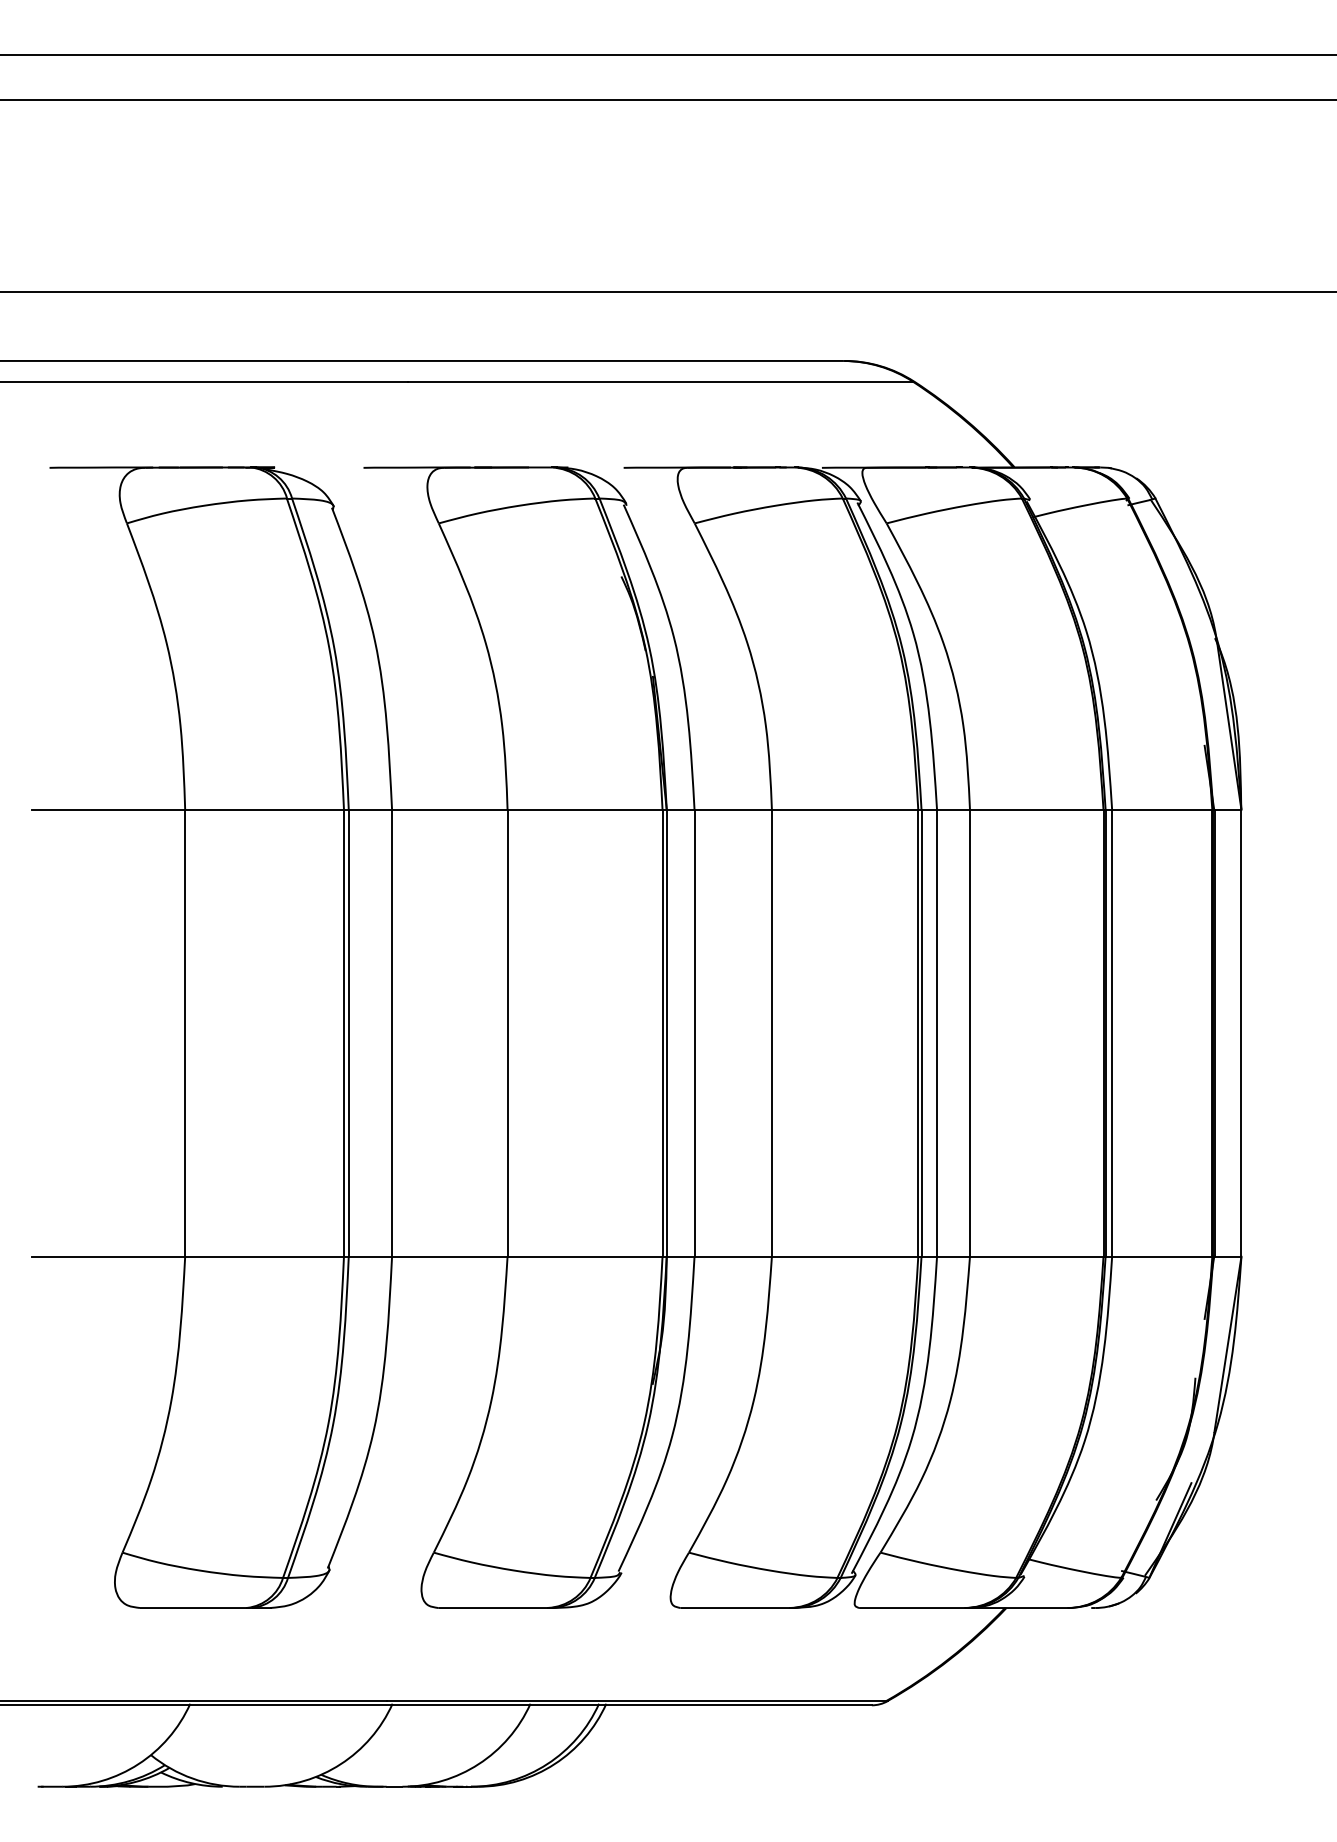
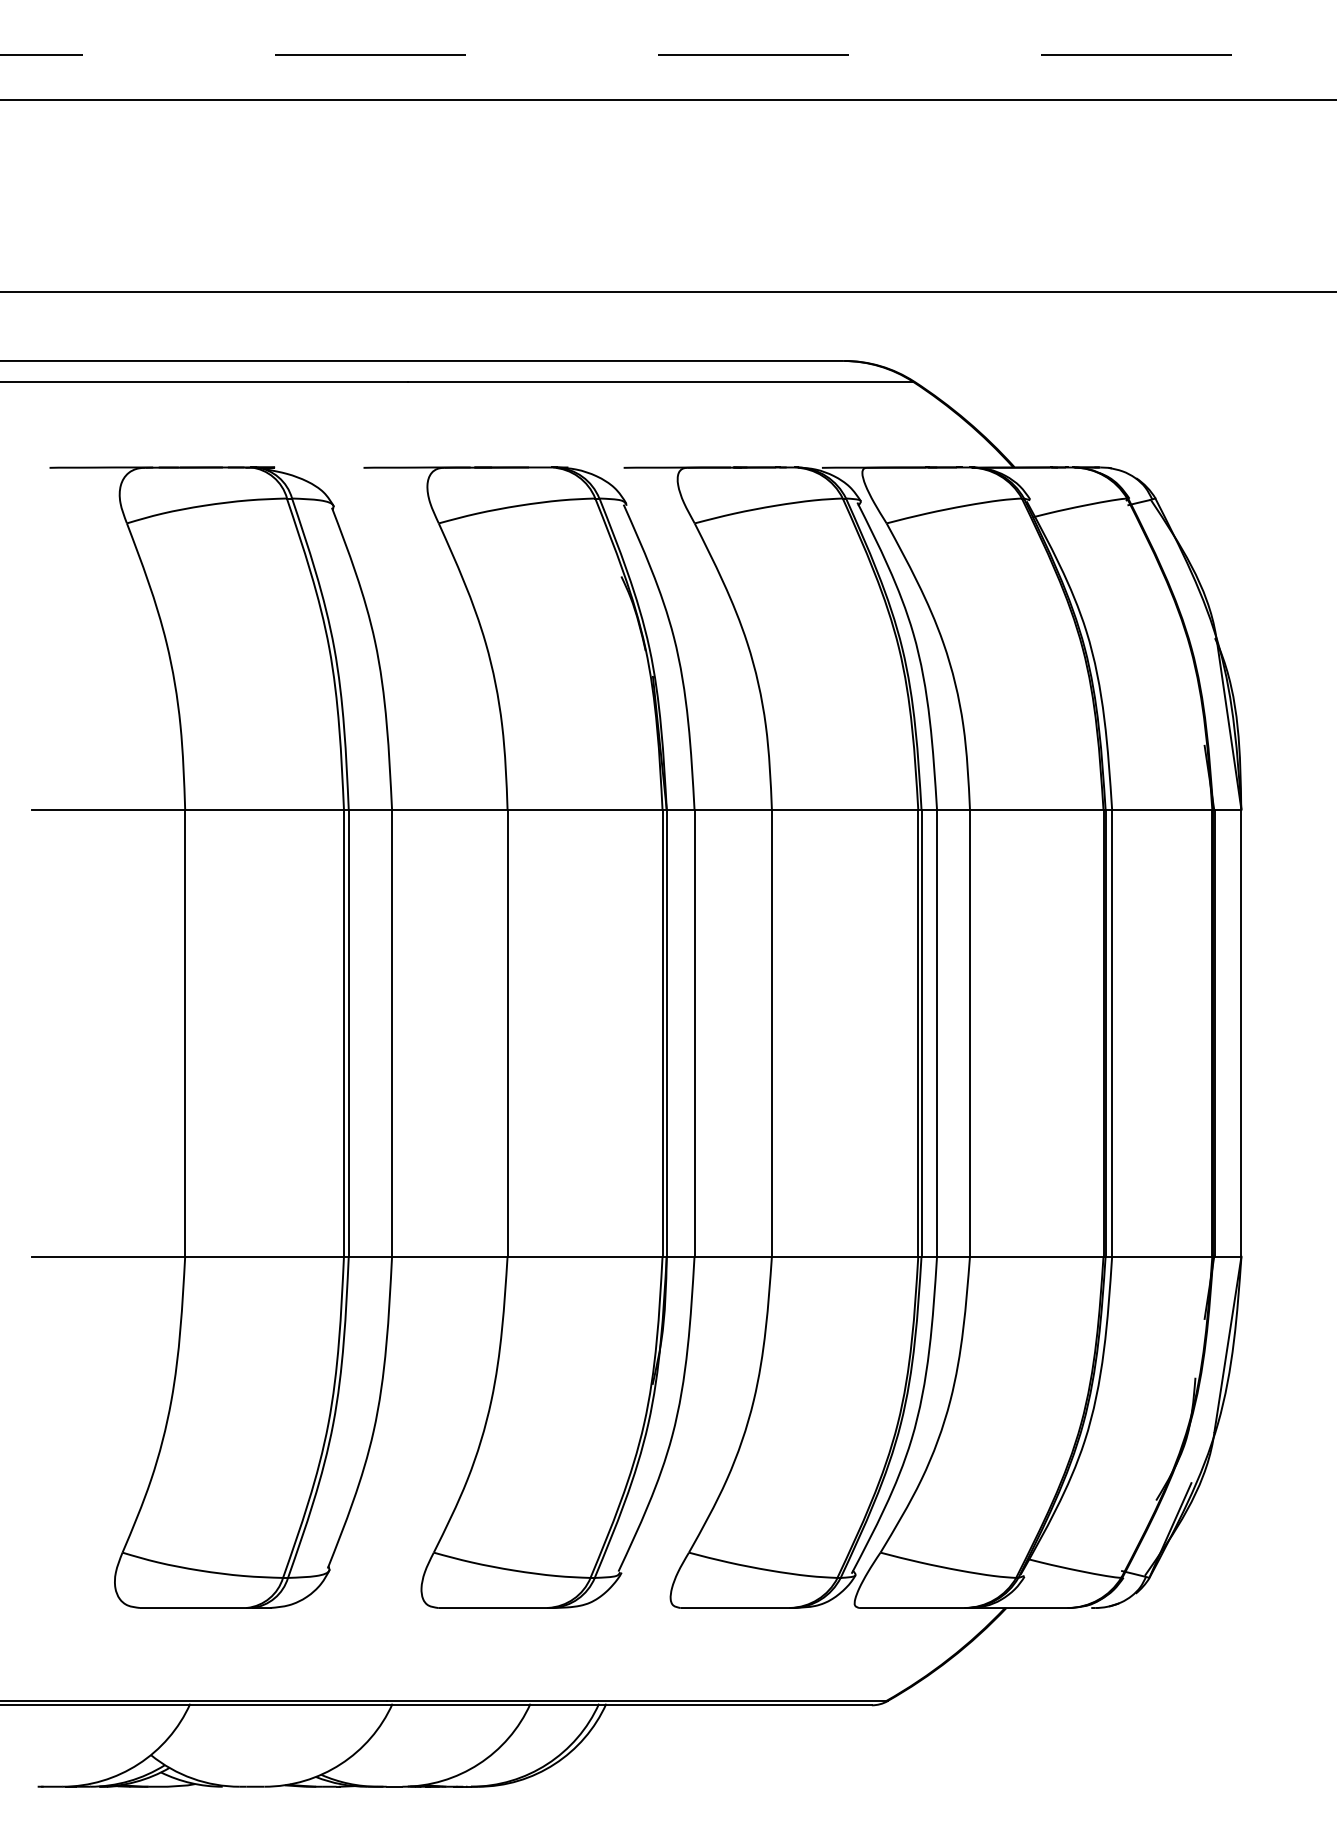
line: solid -> dashed (668, 55)
